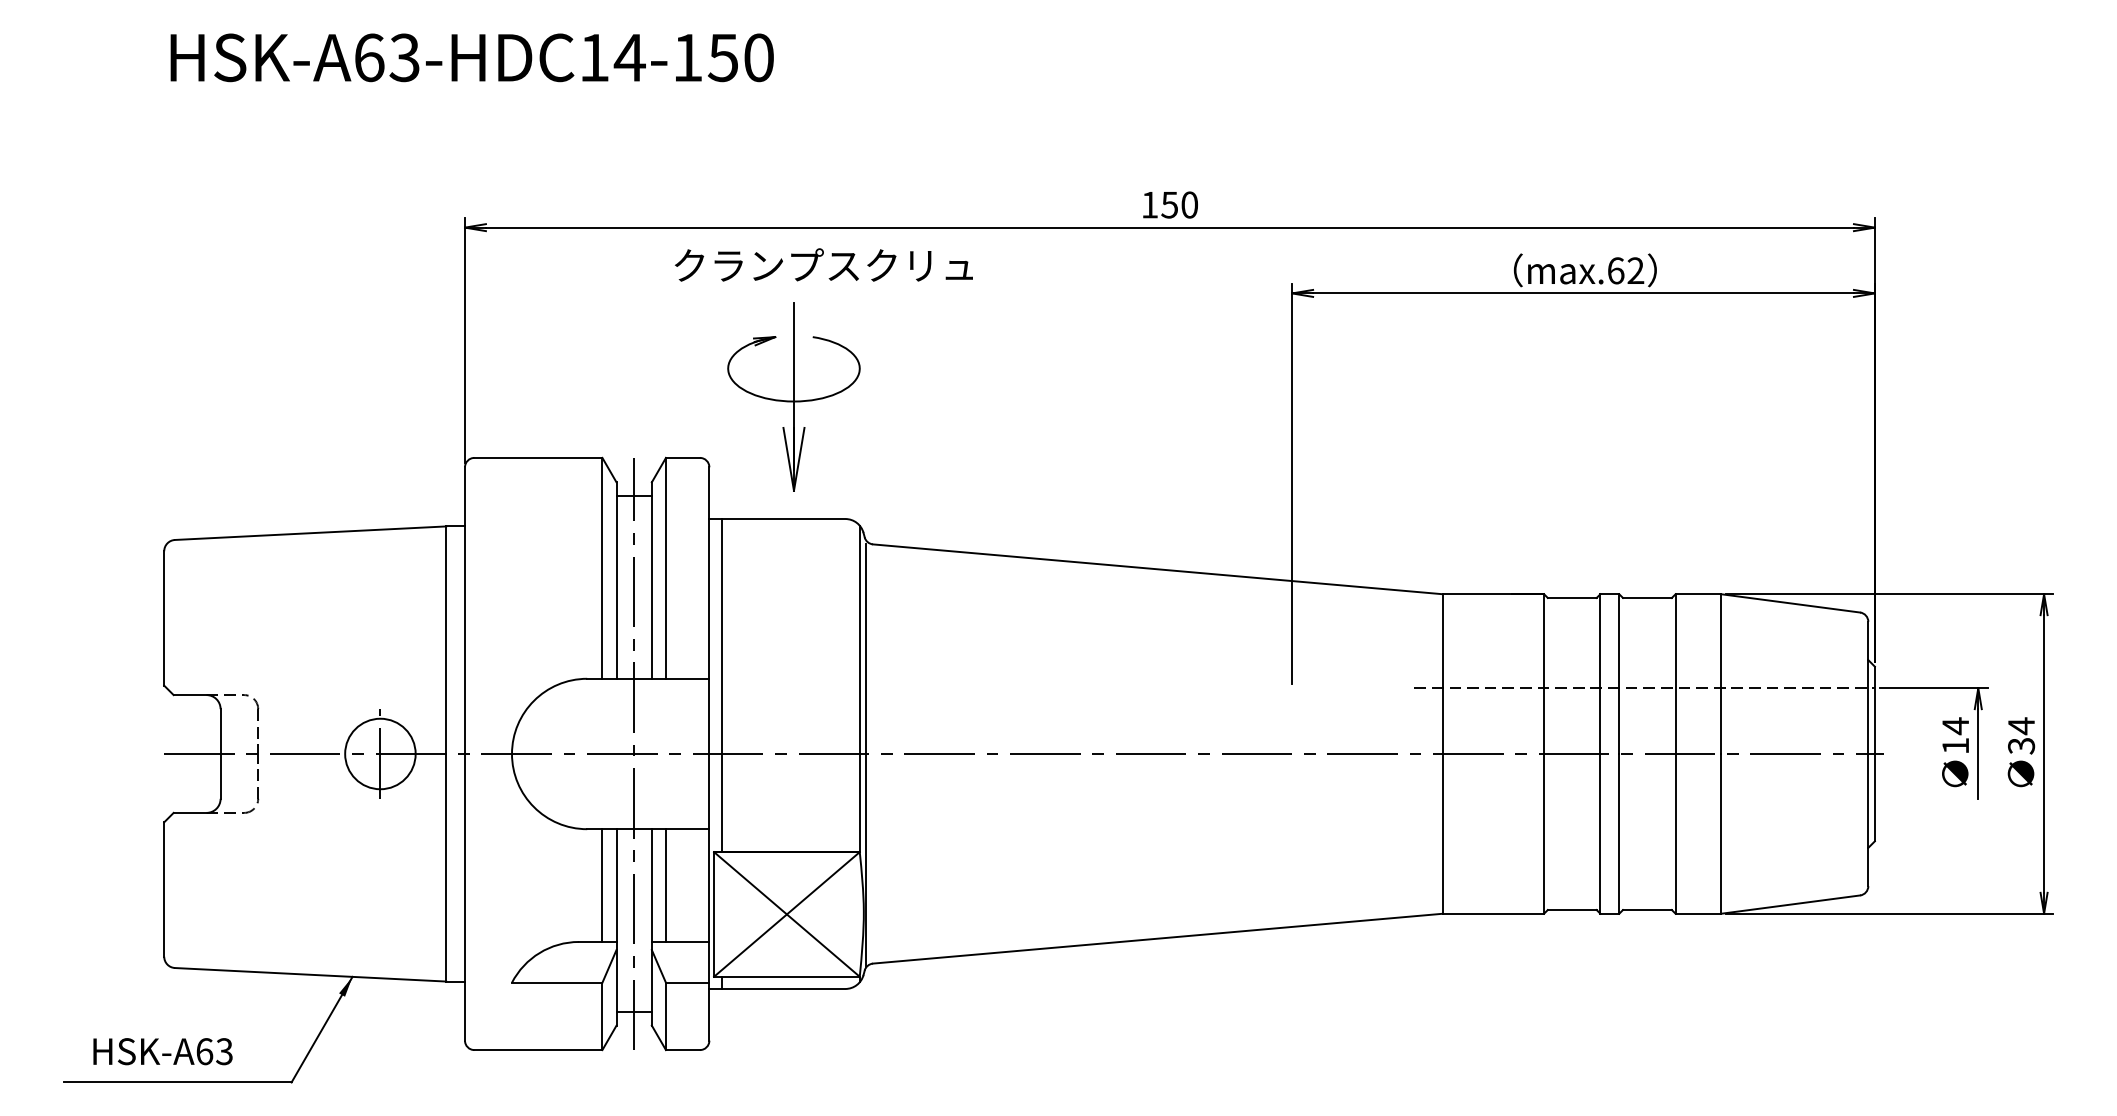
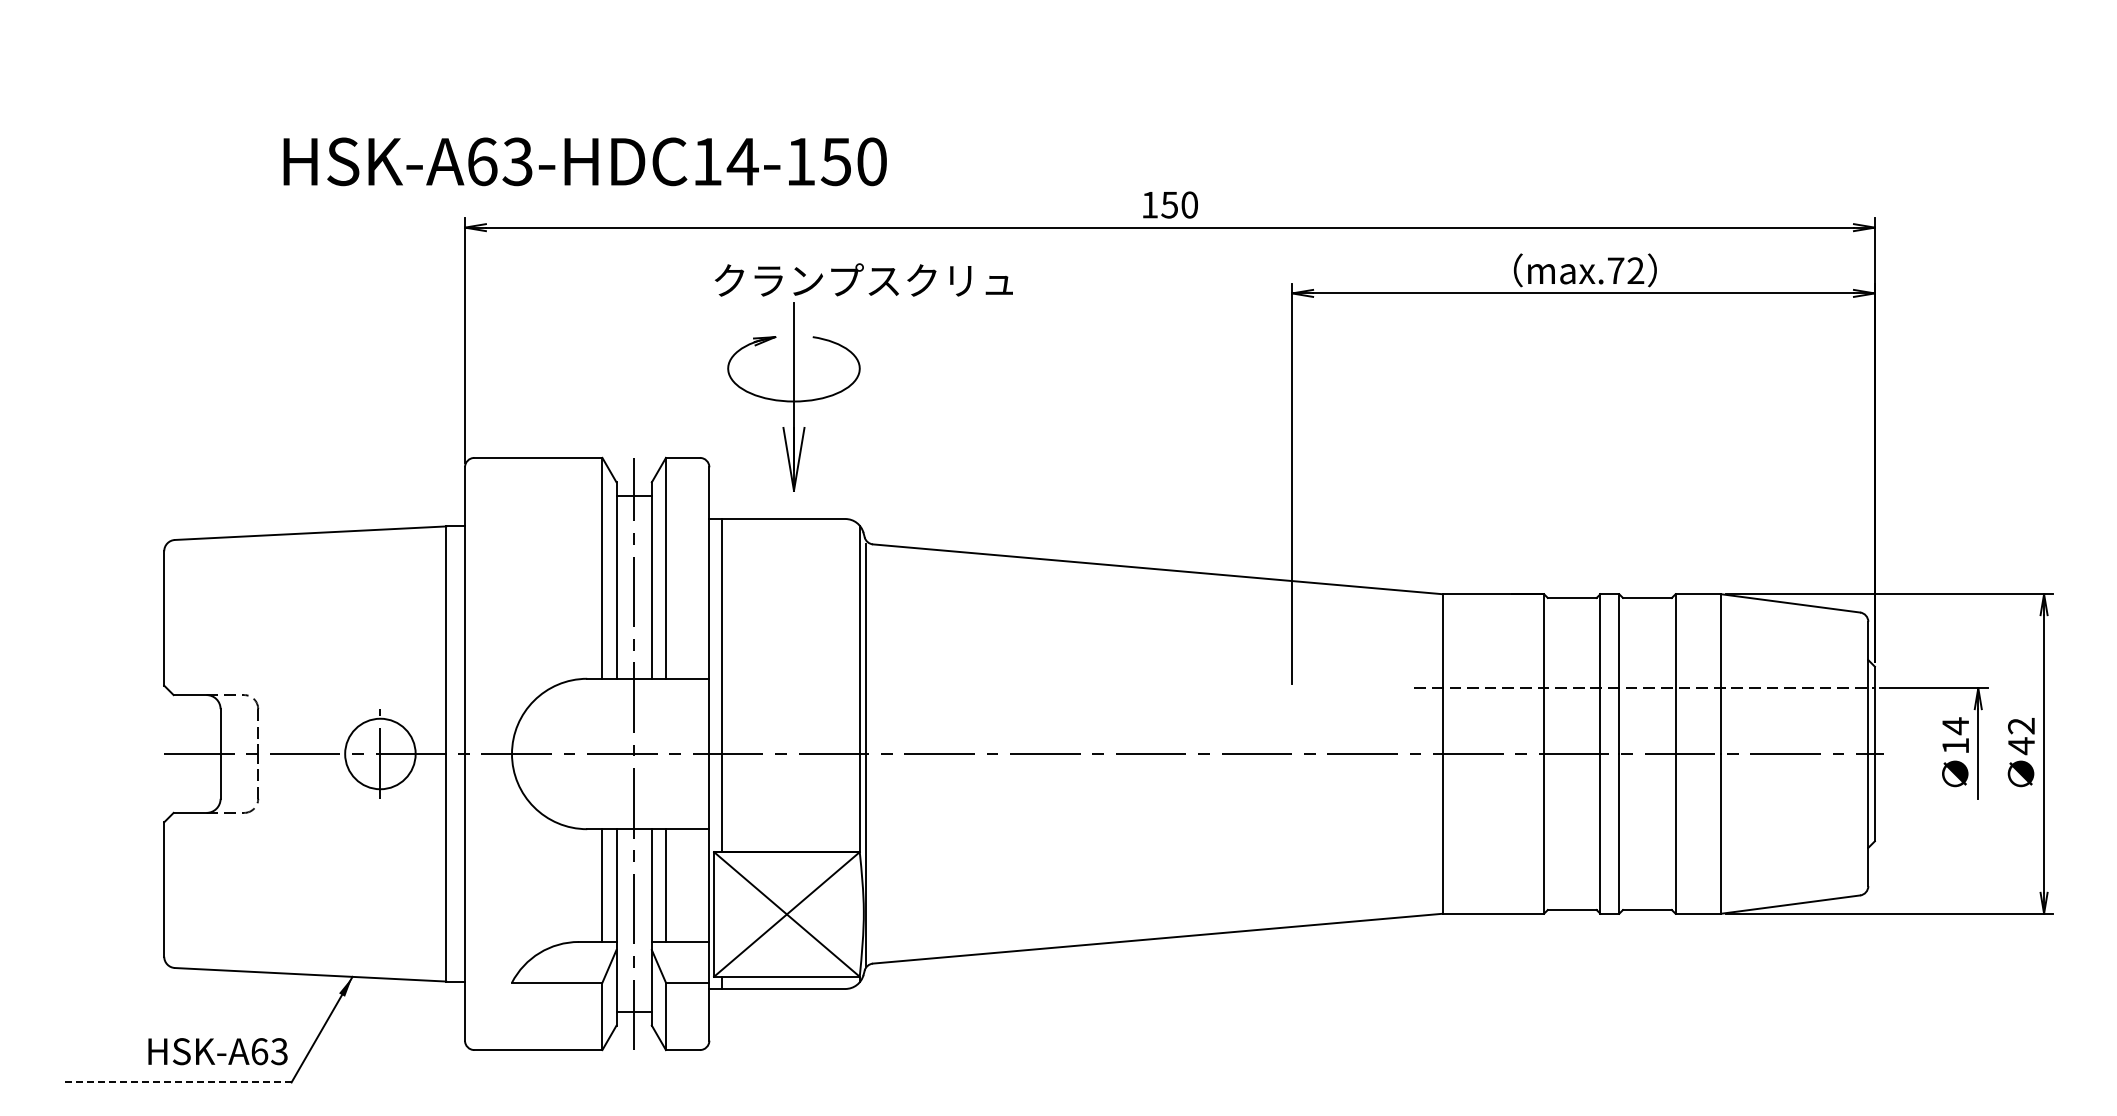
text position: (471, 57) -> (584, 161) (584, 161)
text position: (823, 264) -> (863, 279) (863, 279)
text: max.62 -> max.72 (1616, 270)
text: 34 -> 42 (2021, 736)
text position: (162, 1051) -> (217, 1051) (217, 1051)
line: solid -> dashed (177, 1082)
